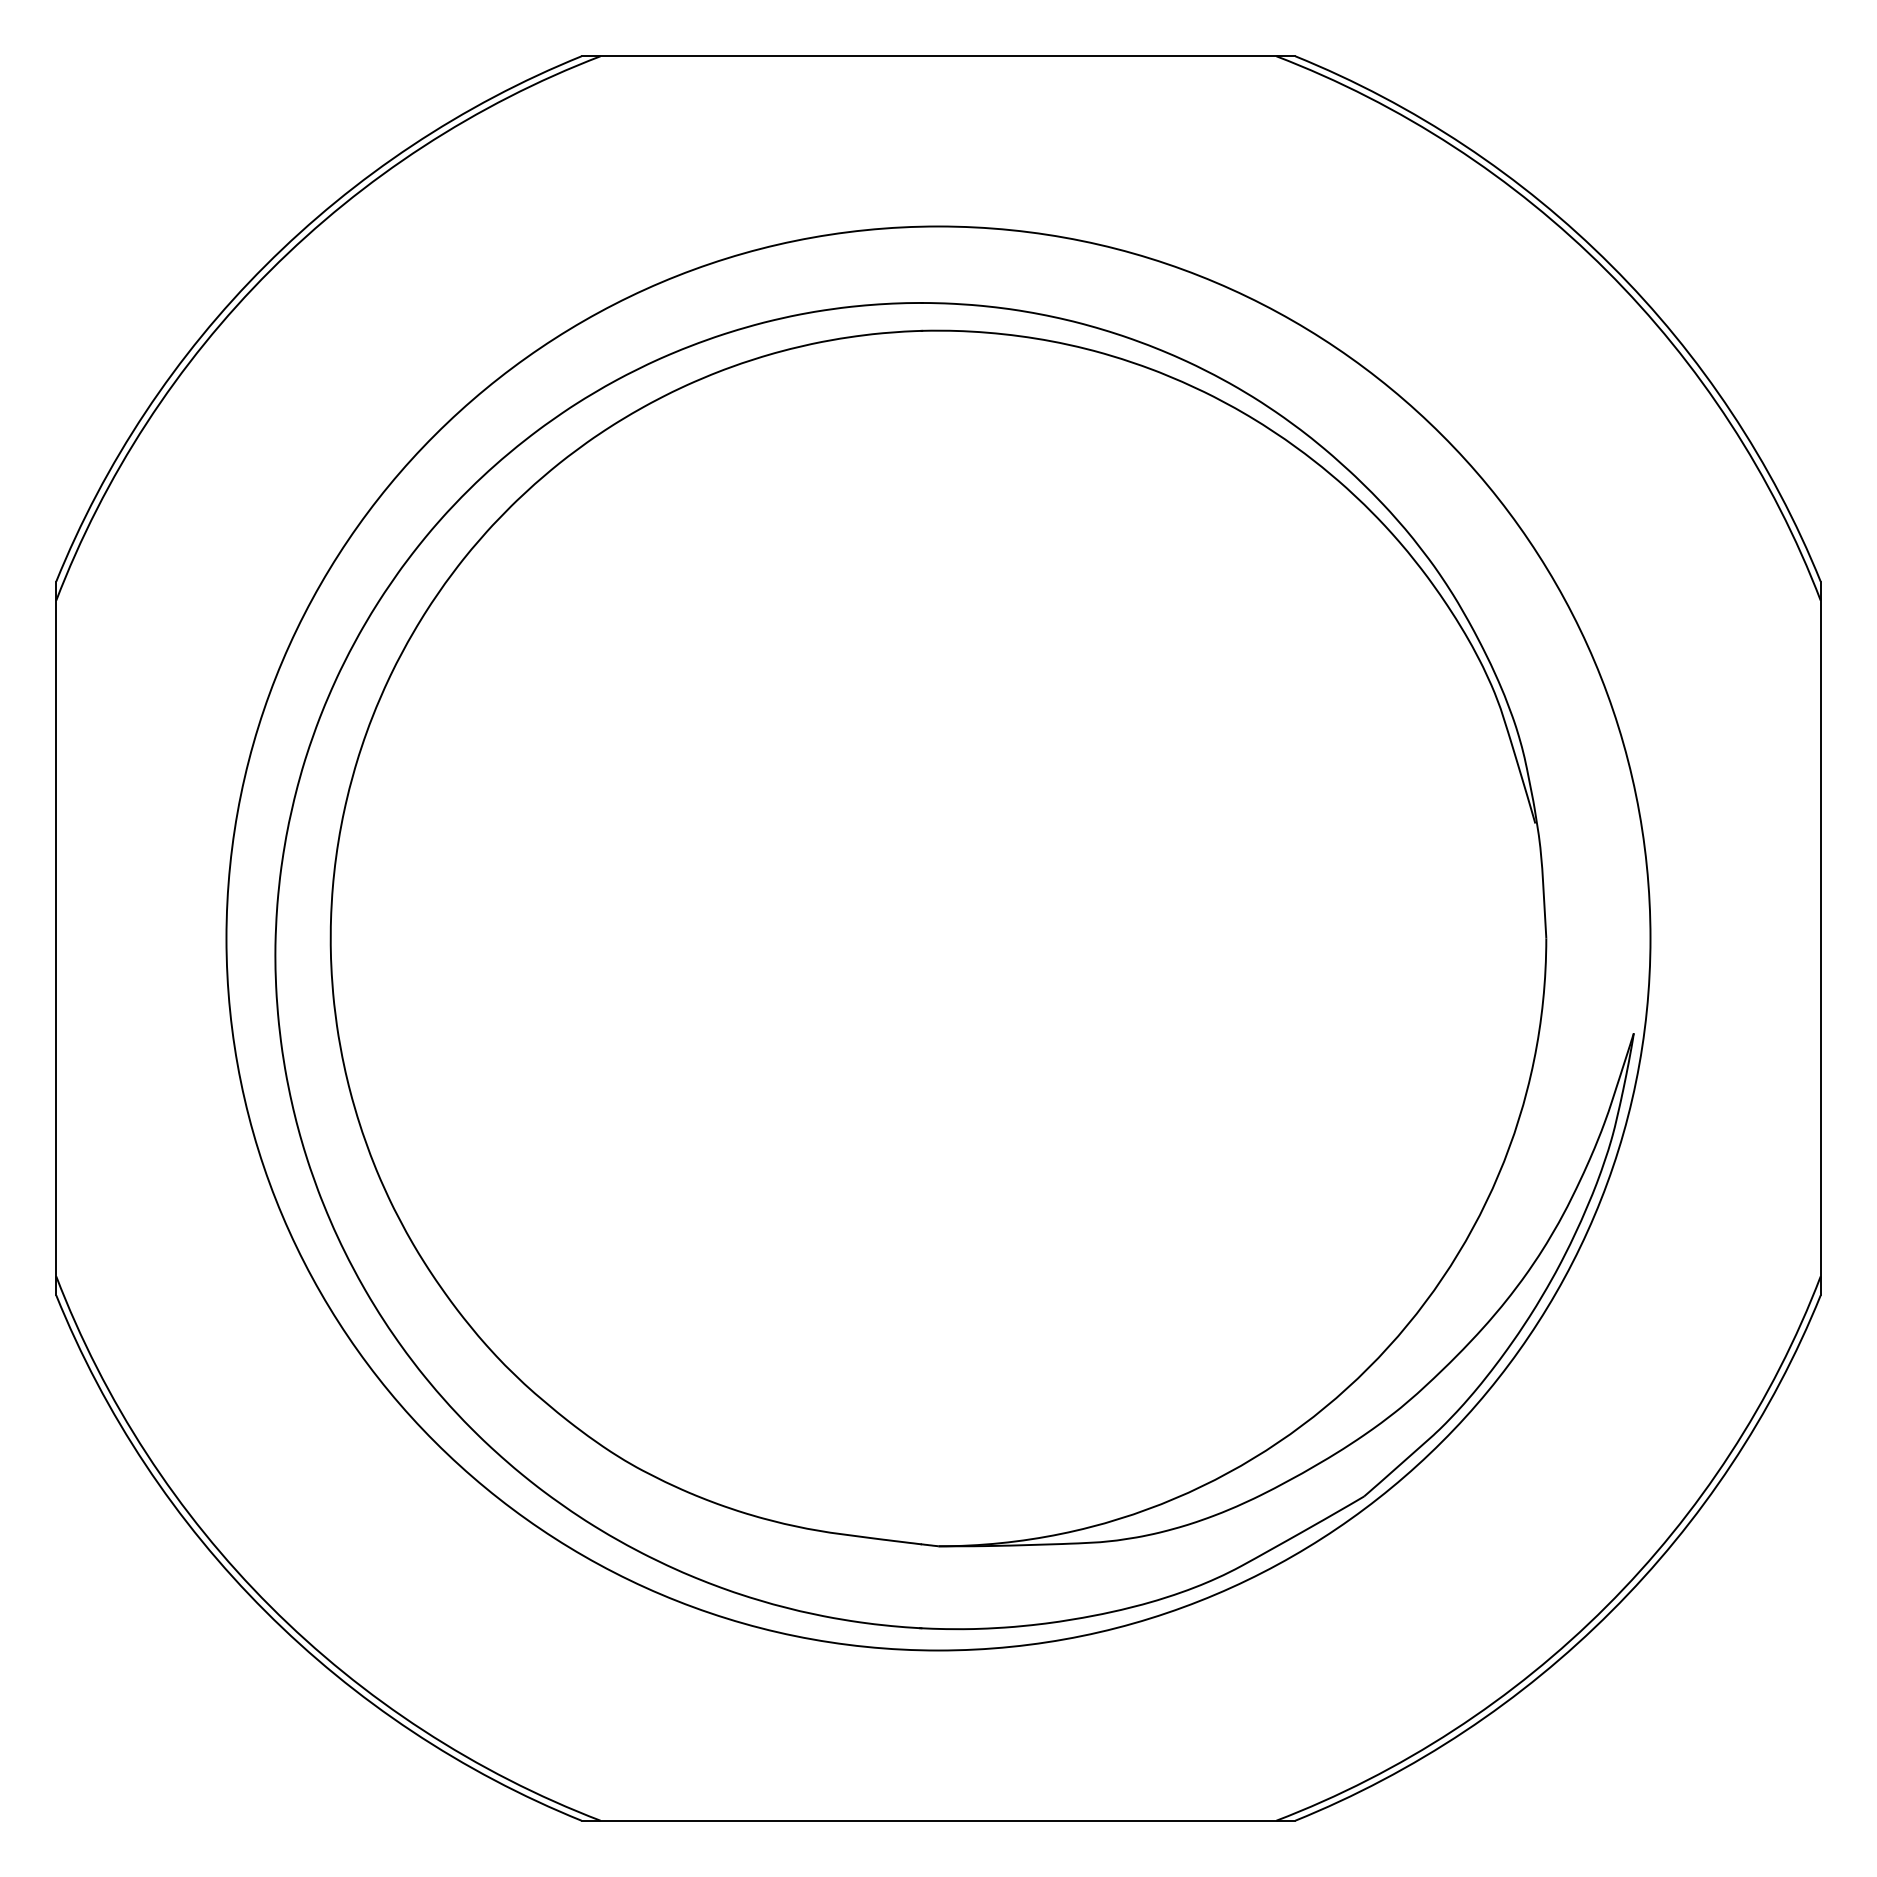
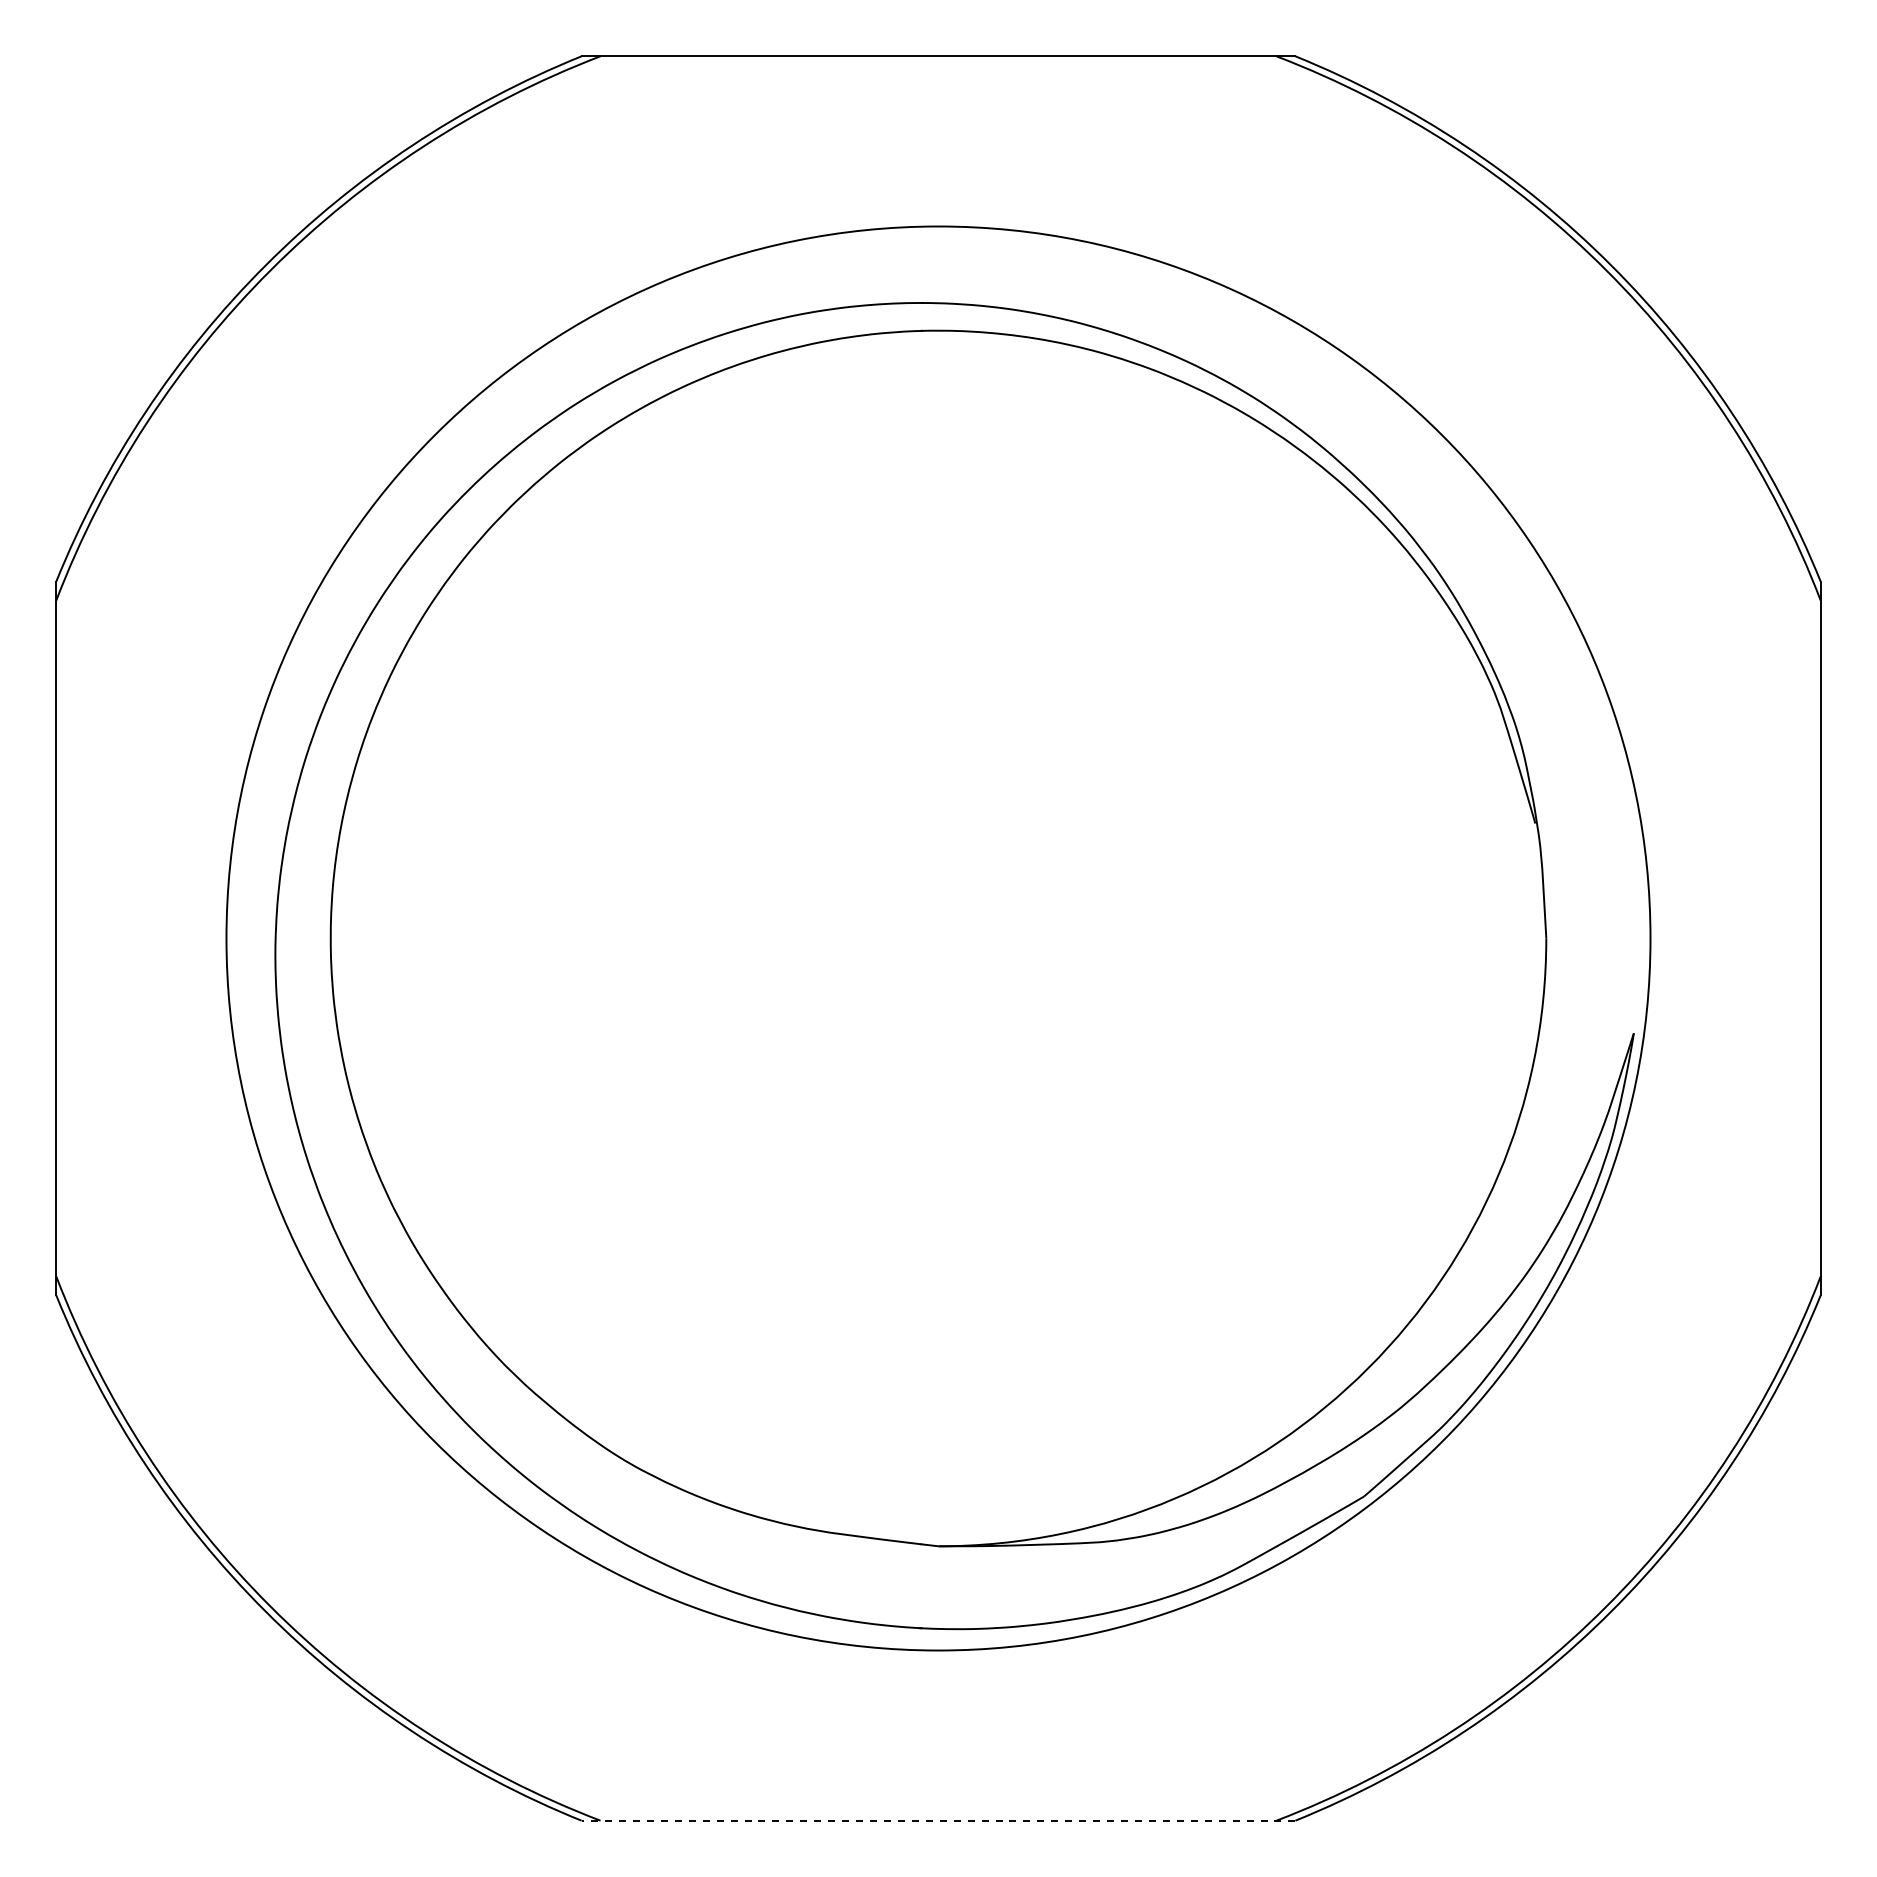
line: solid -> dashed (938, 1820)
